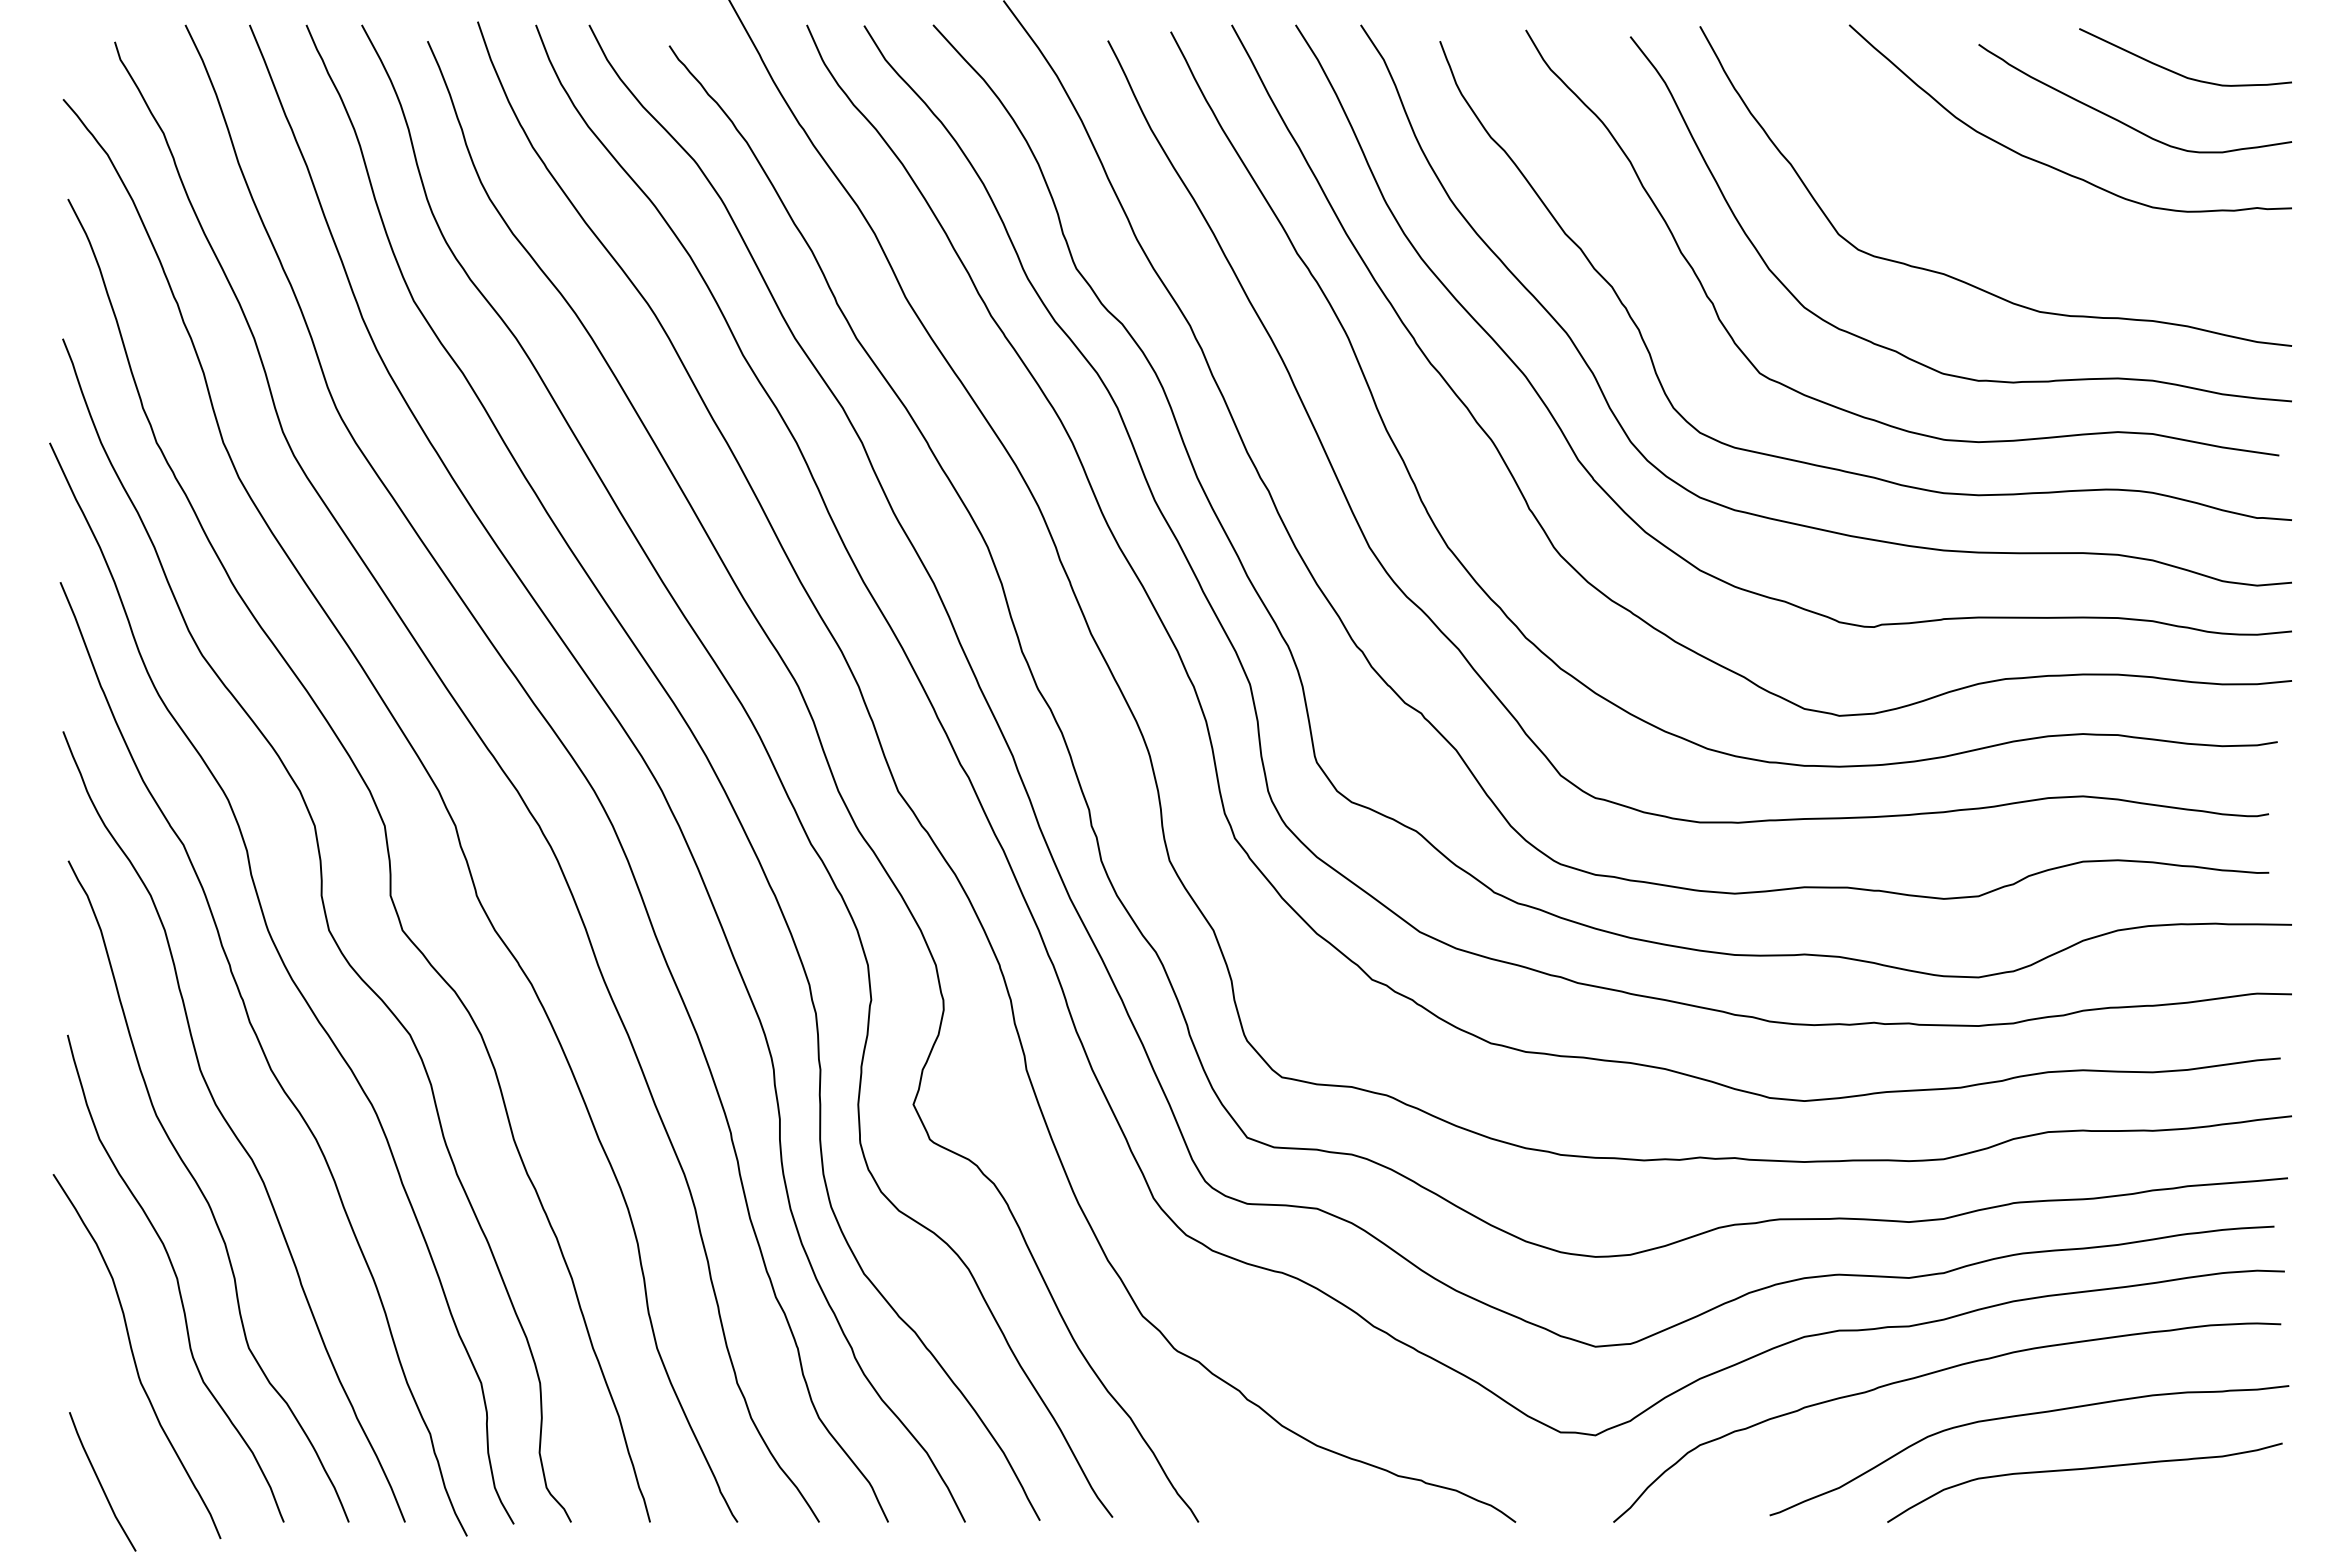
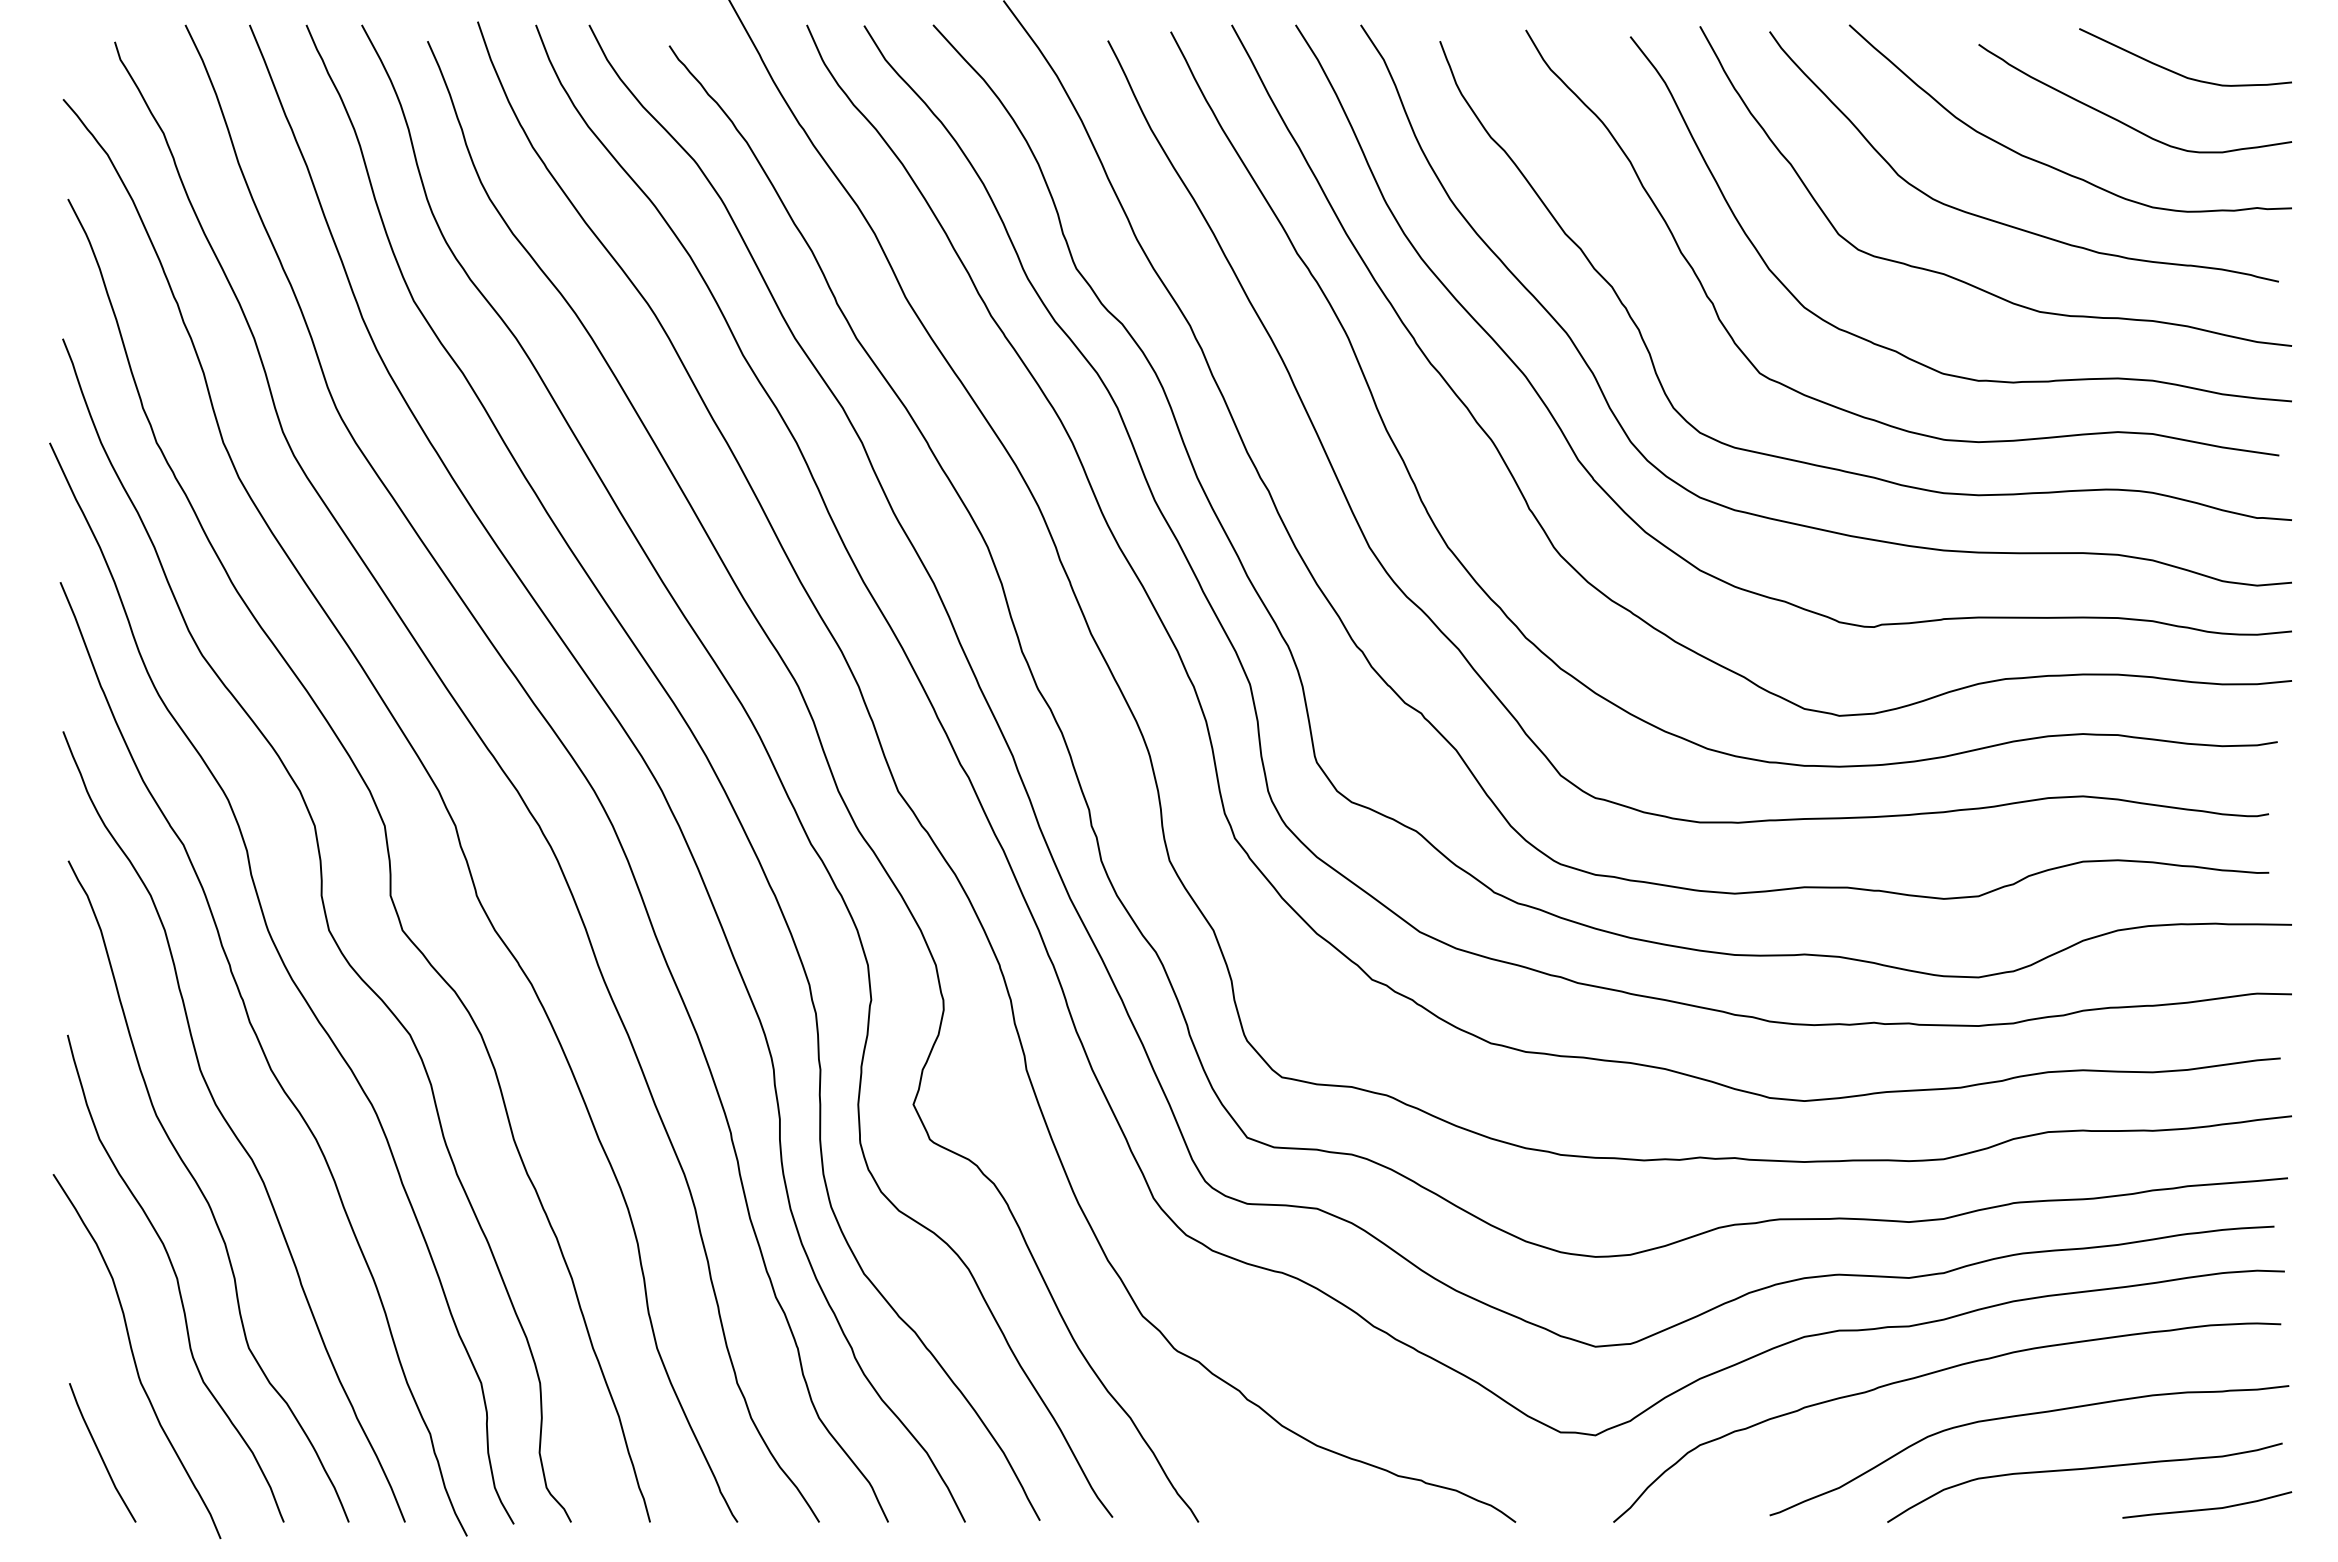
curve: none -> present (2002, 222)
line position: (100, 1481) -> (100, 1452) (100, 1452)
curve: none -> present (2207, 1508)
